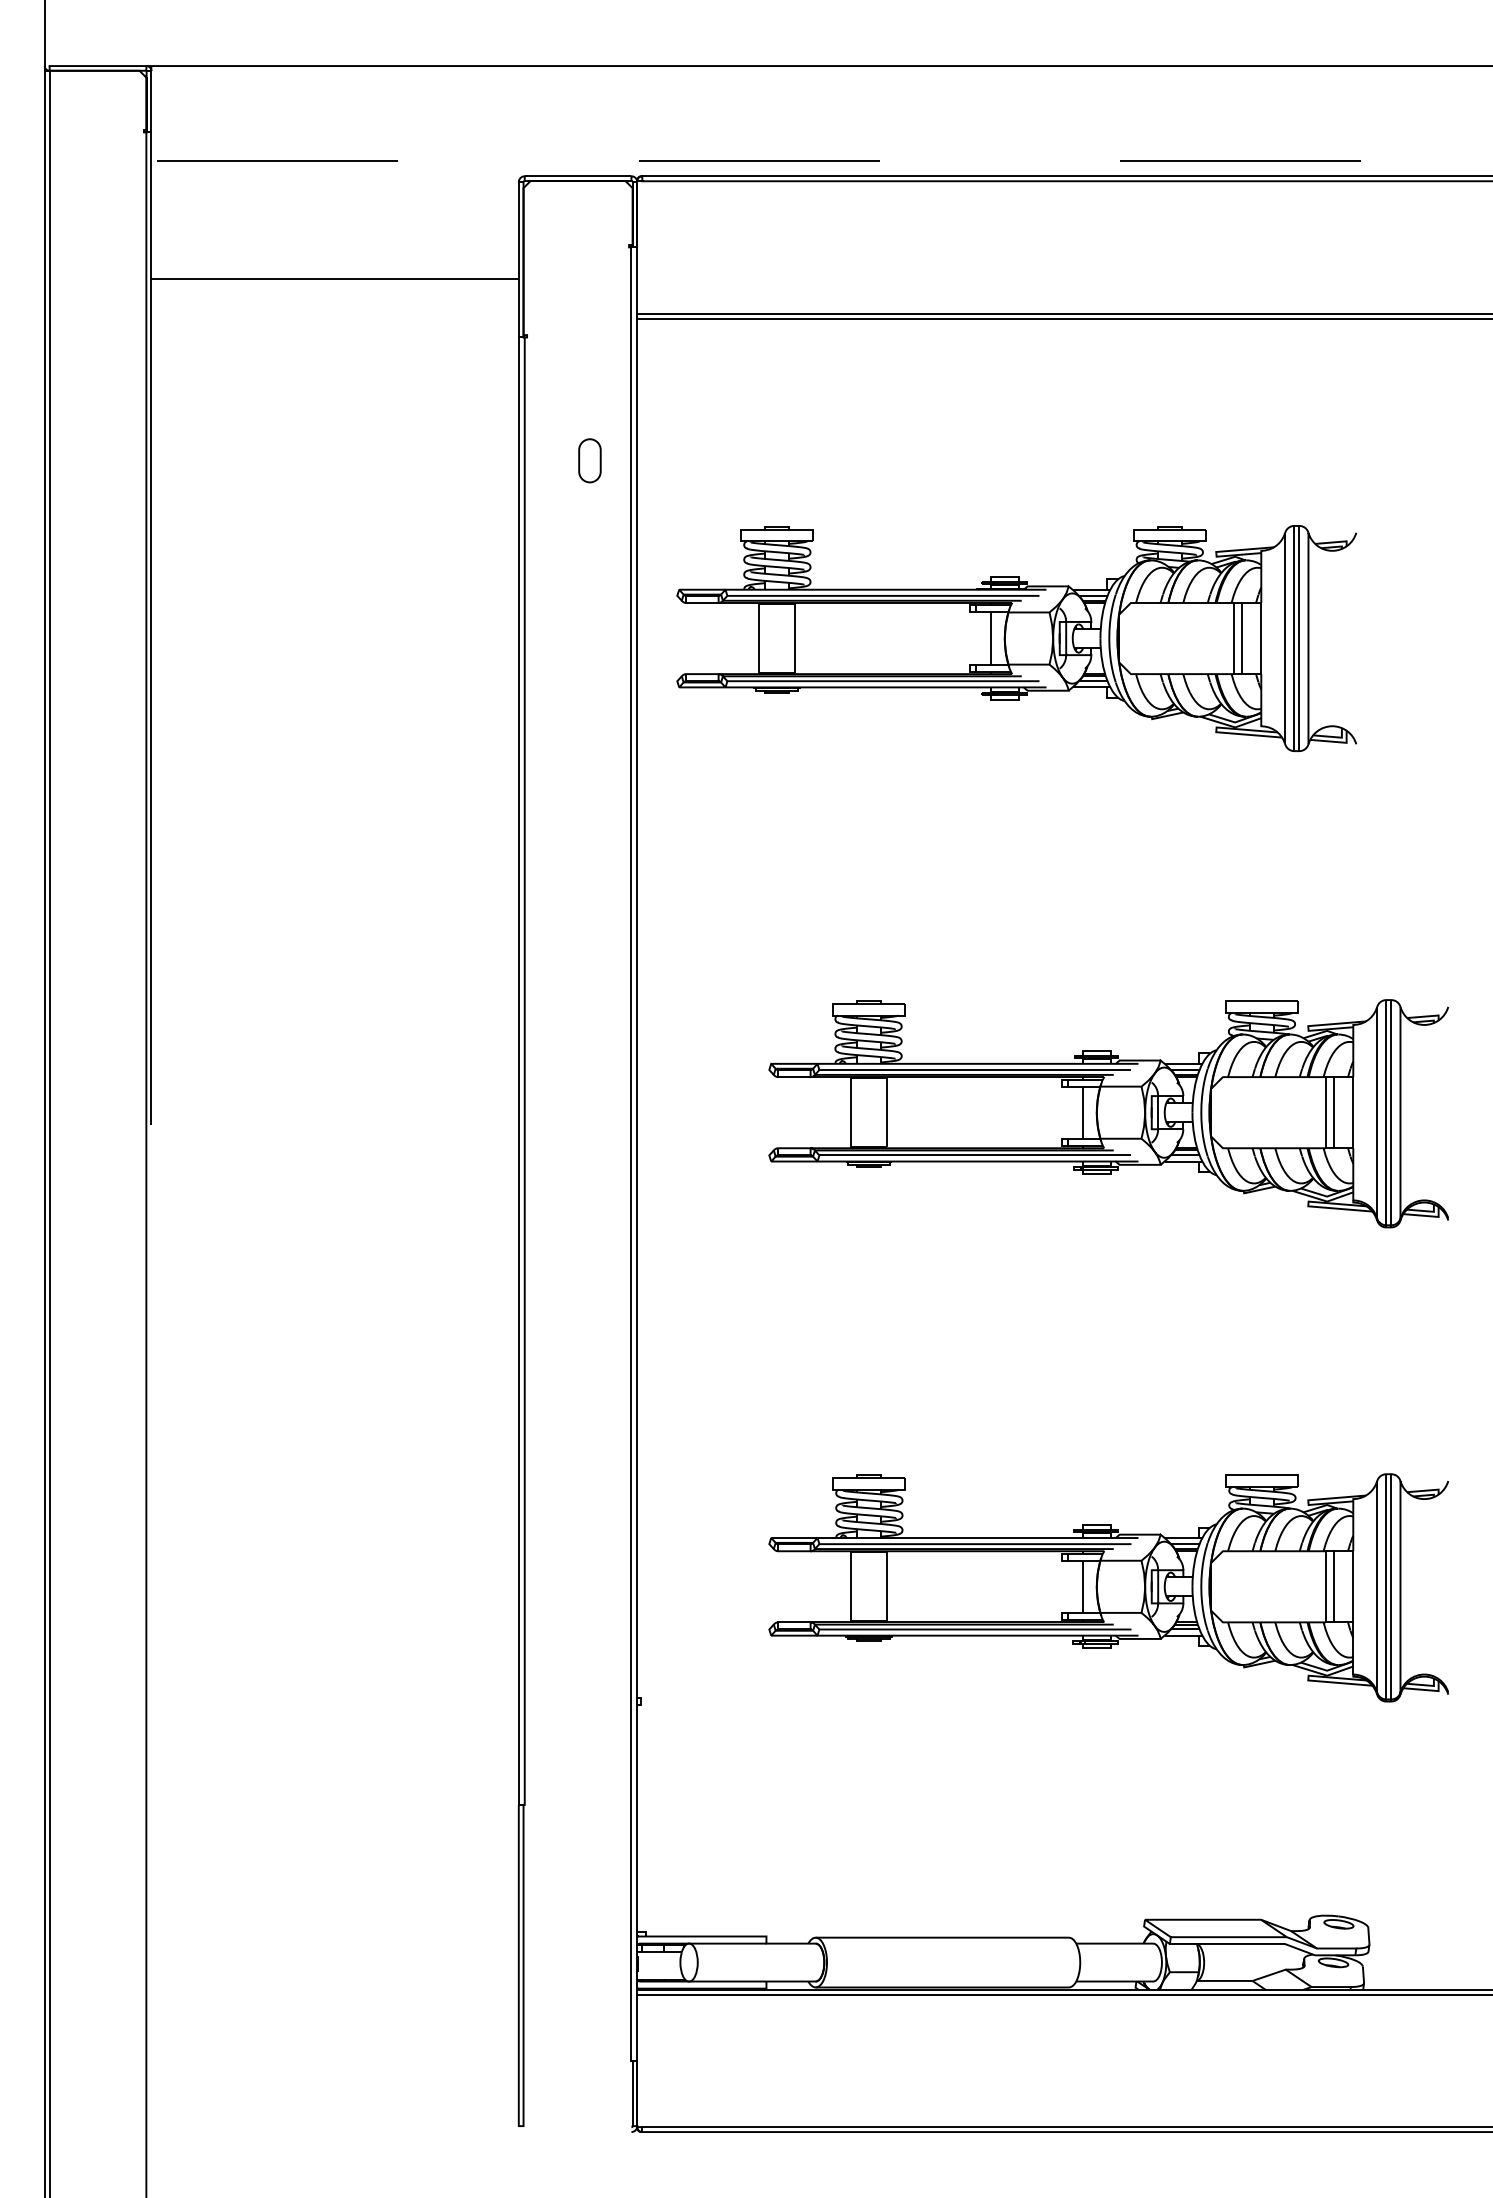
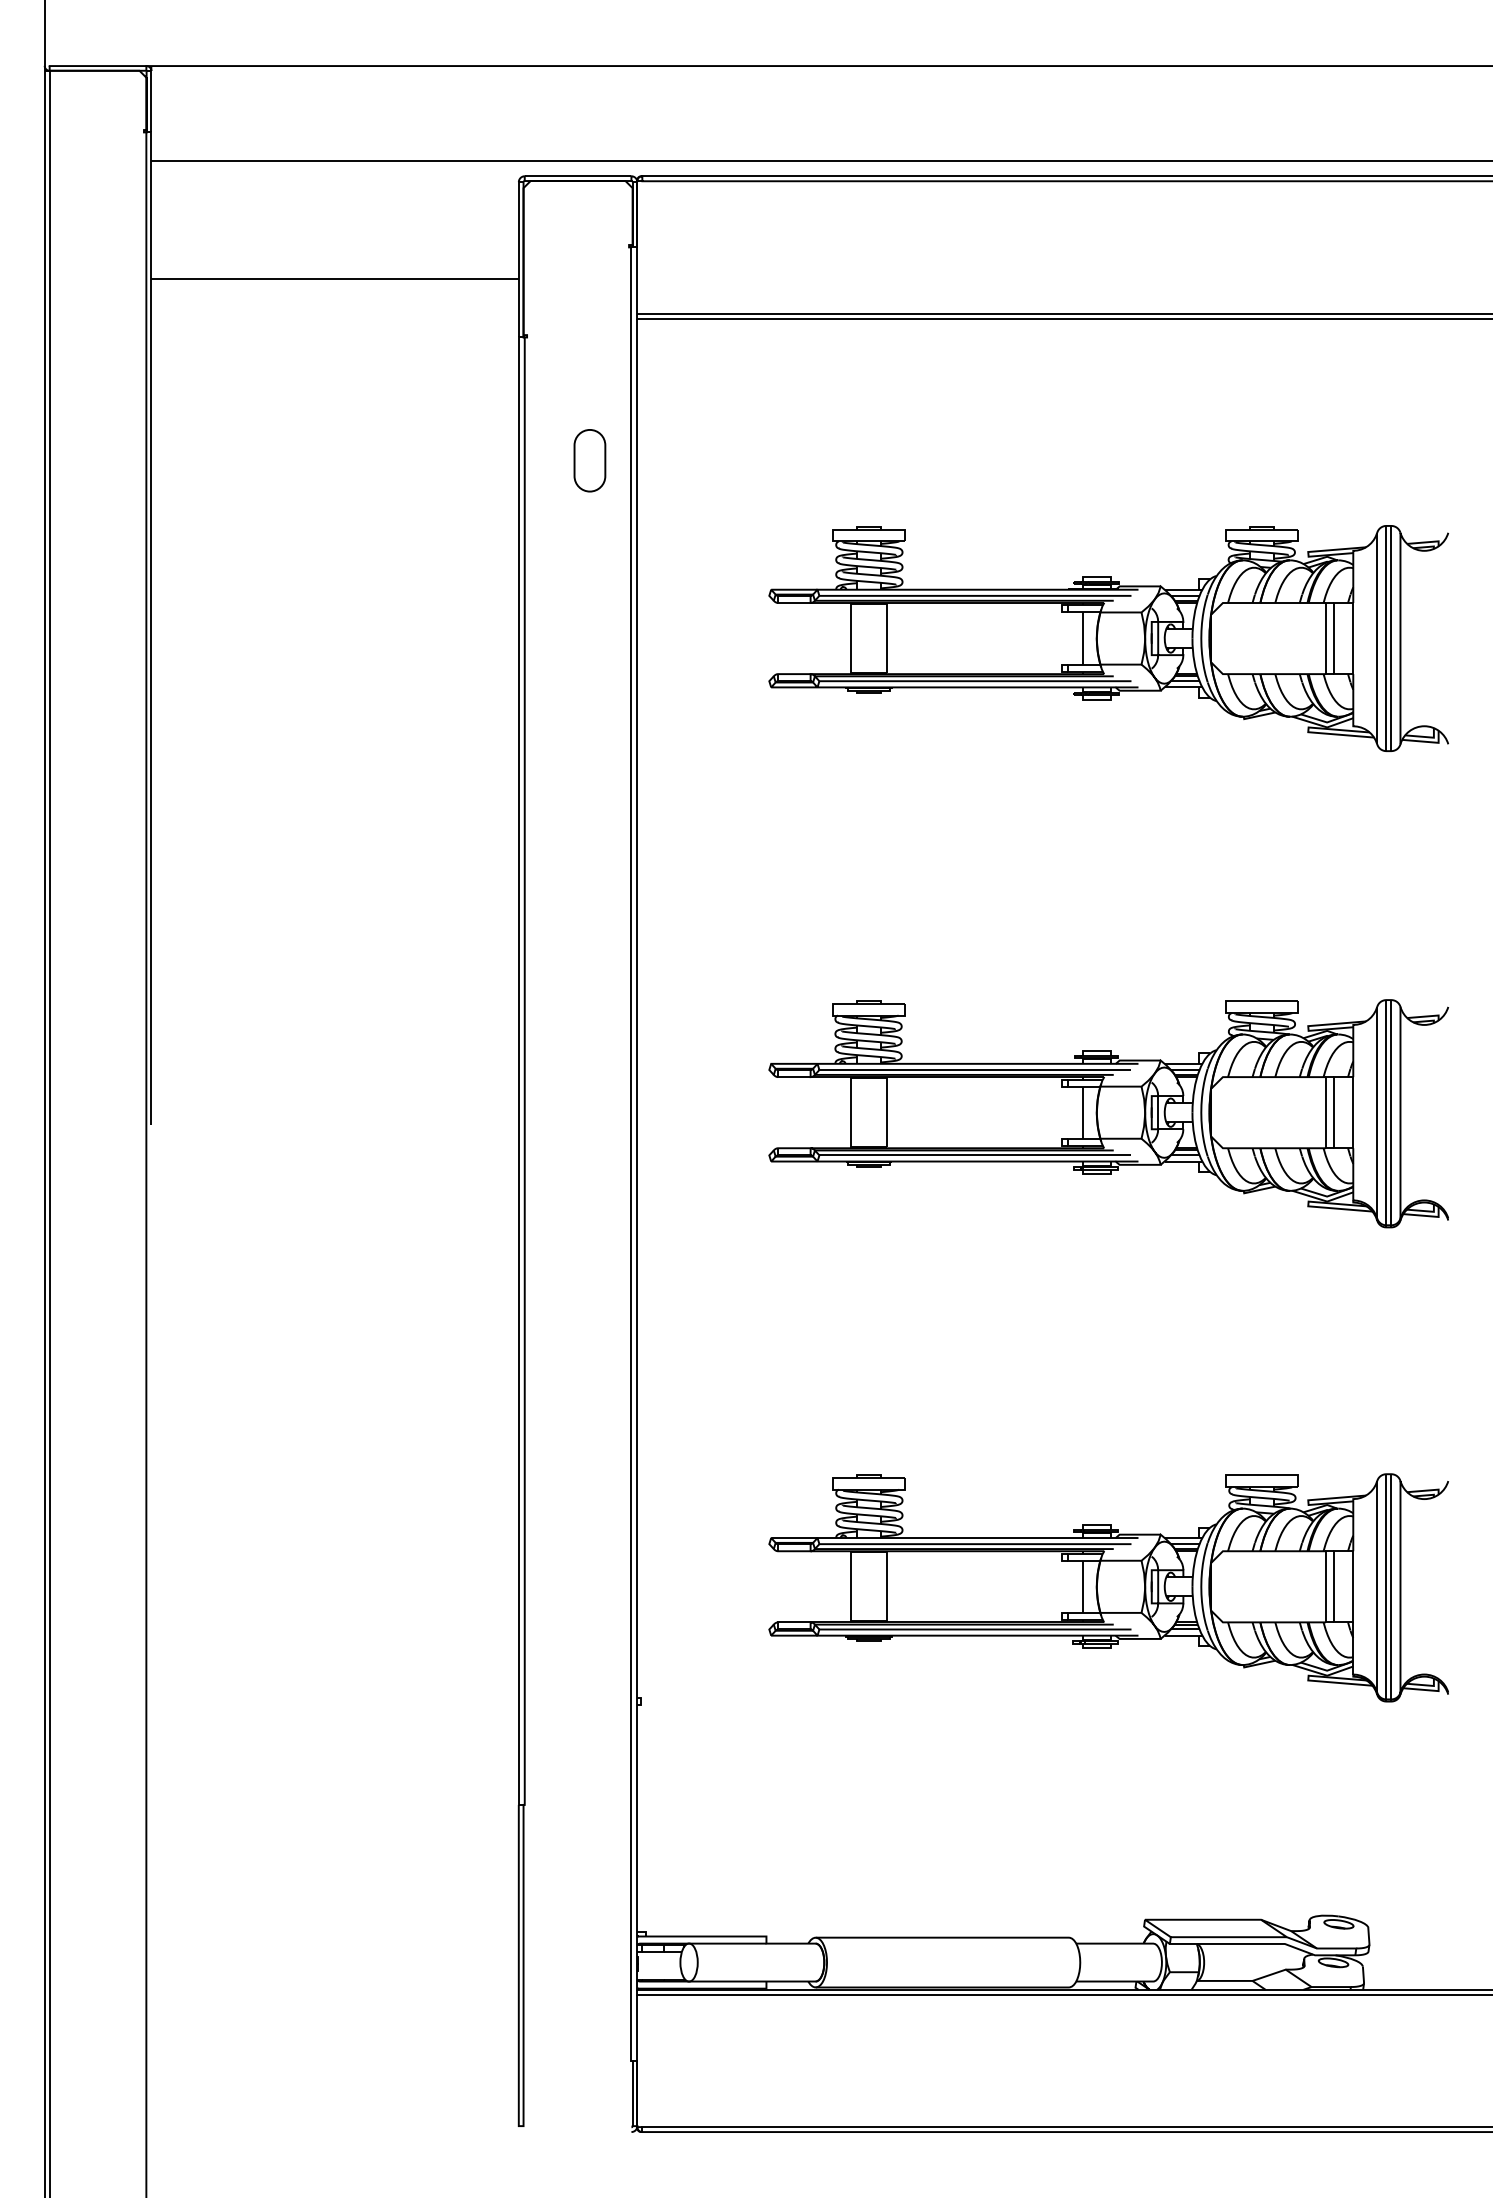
line: dashed -> solid (821, 160)
part size: 24x46 px -> 34x64 px (589, 460)
part position: (1016, 638) -> (1108, 638) (1108, 638)
